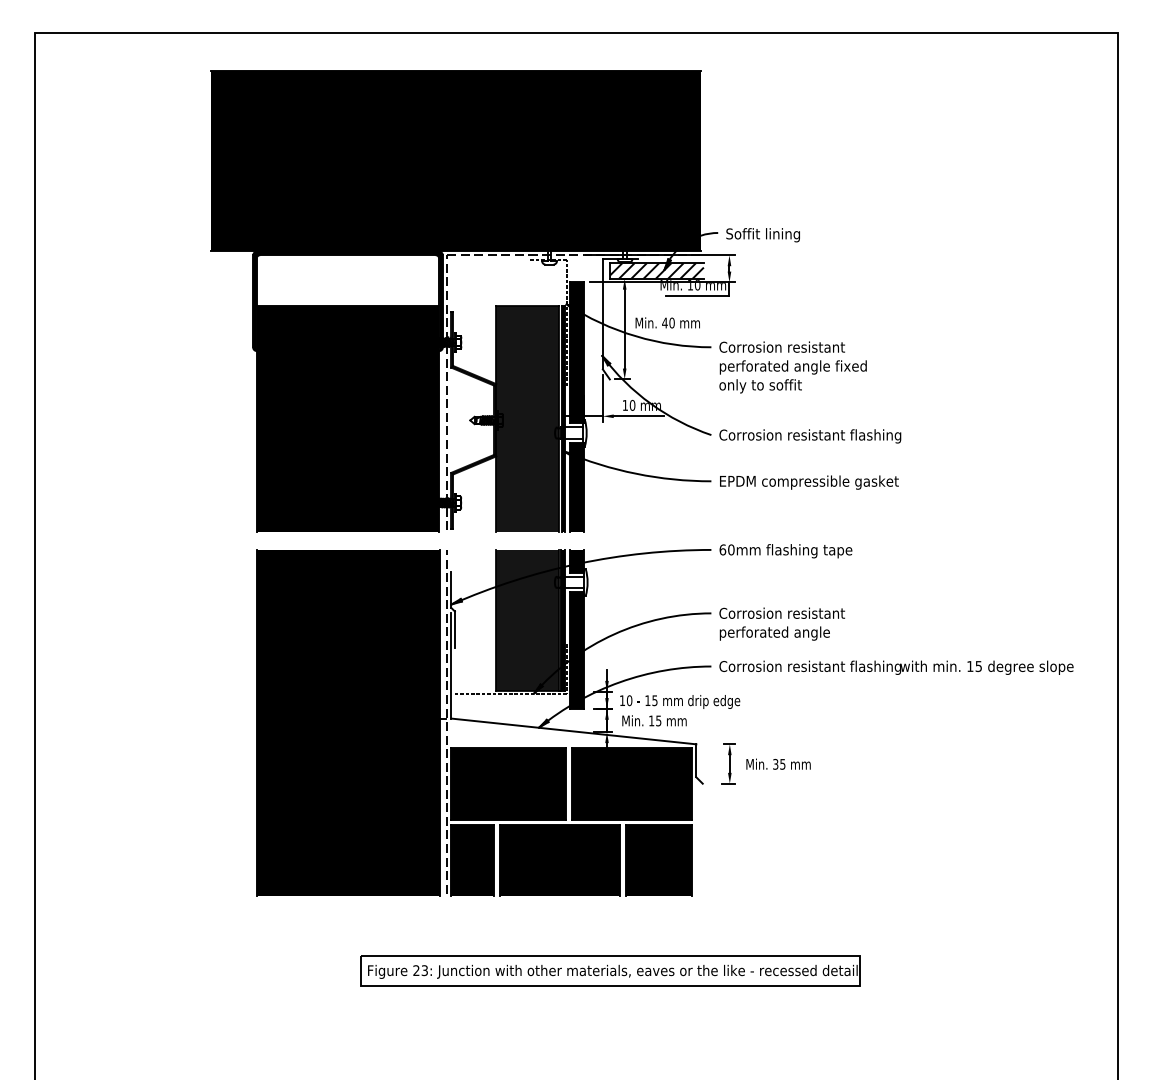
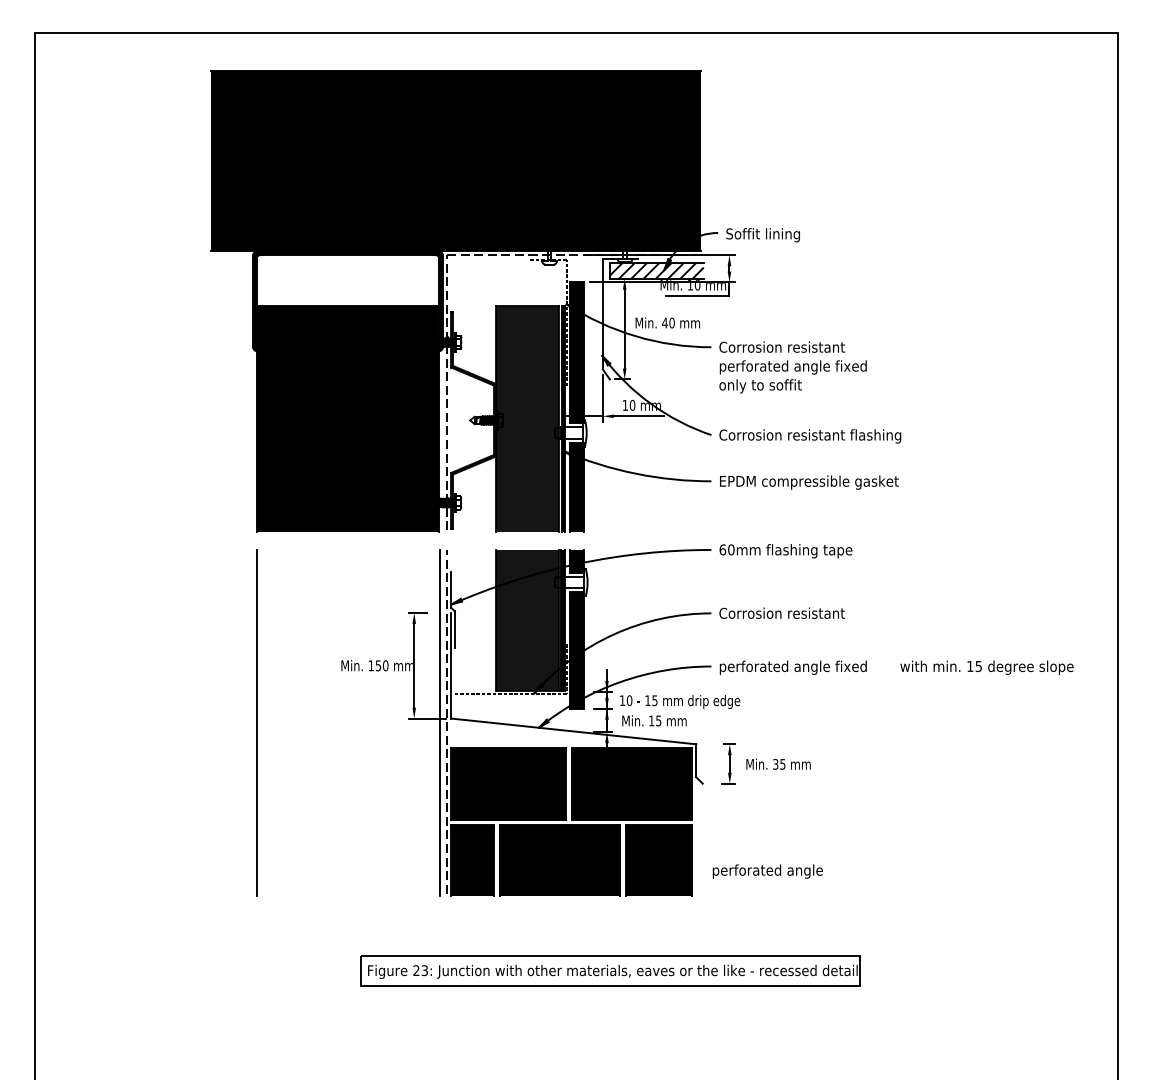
text position: (774, 633) -> (767, 871) (767, 871)
text: Corrosion resistant flashing -> perforated angle fixed (810, 667)
fill: present -> none (347, 722)
